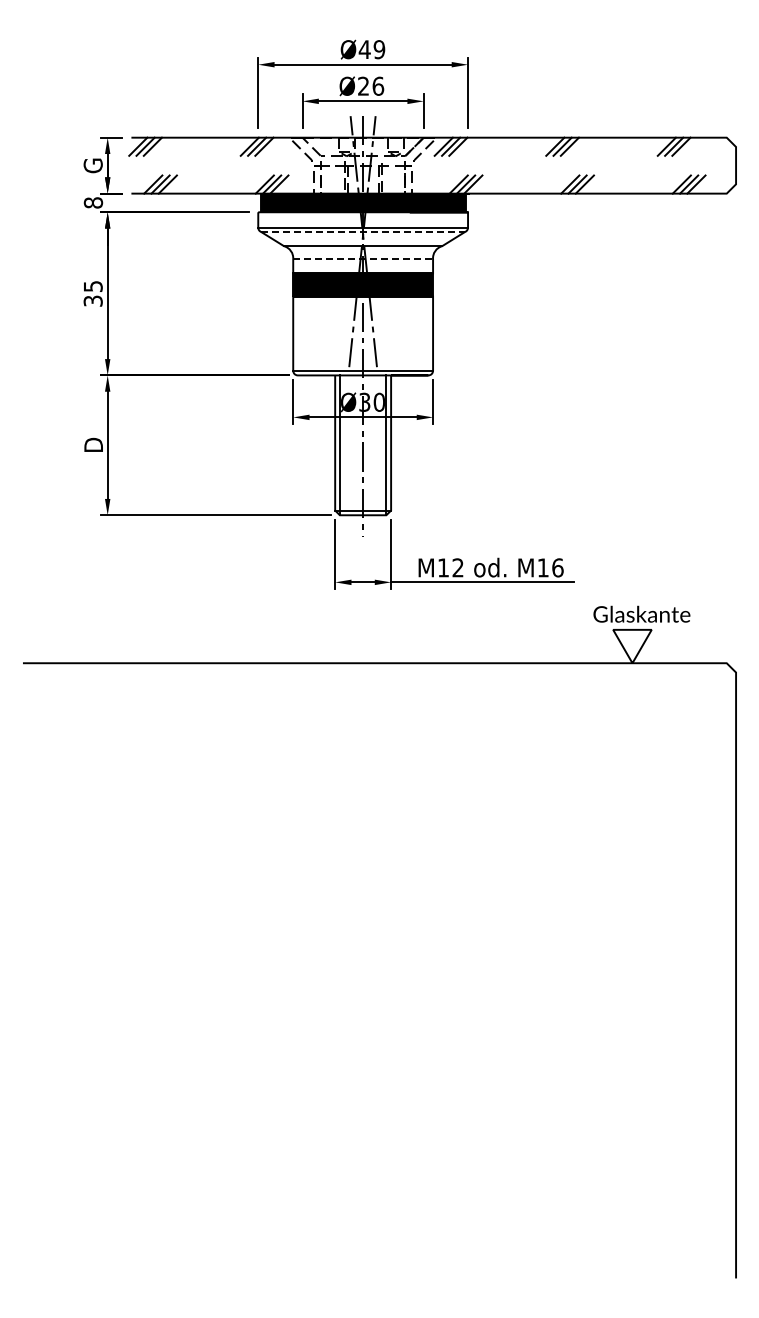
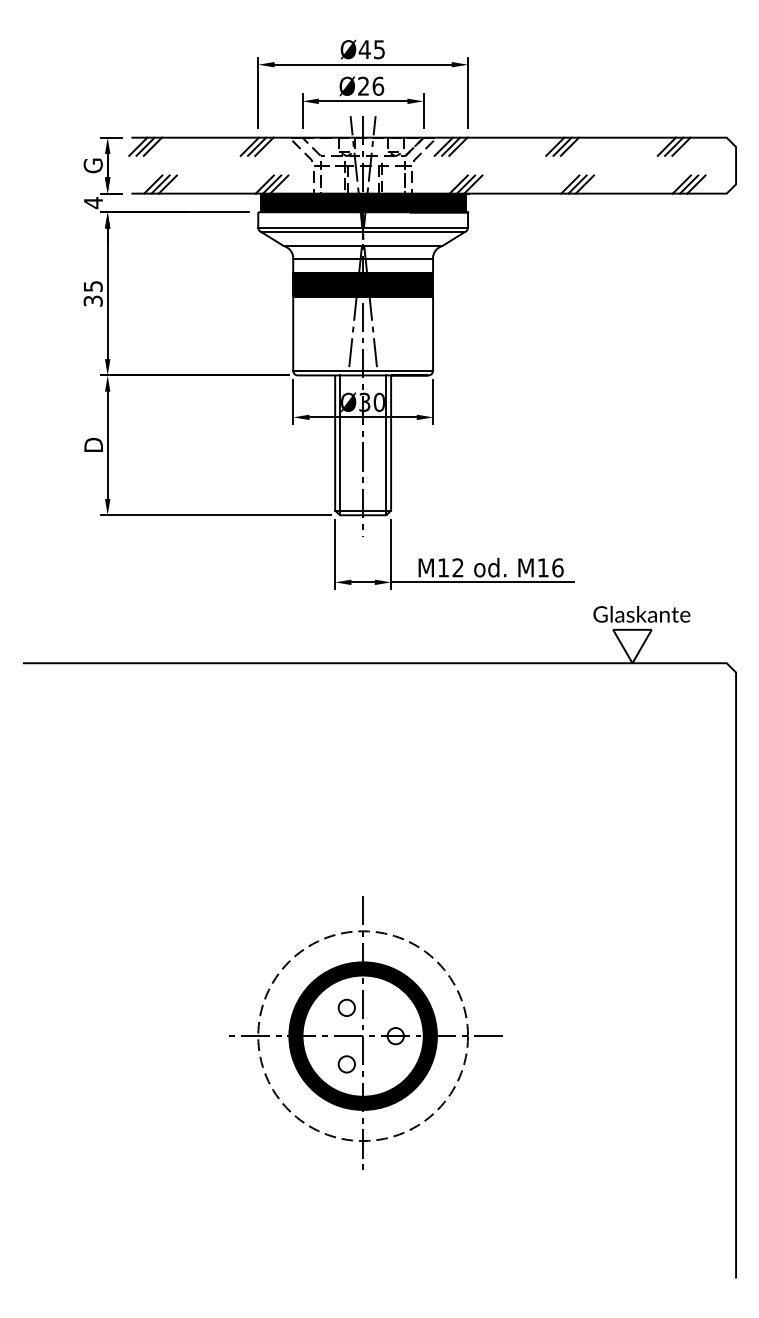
text: Ø49 -> Ø45 (379, 49)
text: 8 -> 4 (93, 203)
line: dashed -> solid (363, 232)
line: dashed -> solid (363, 259)
part: none -> present (365, 1032)
